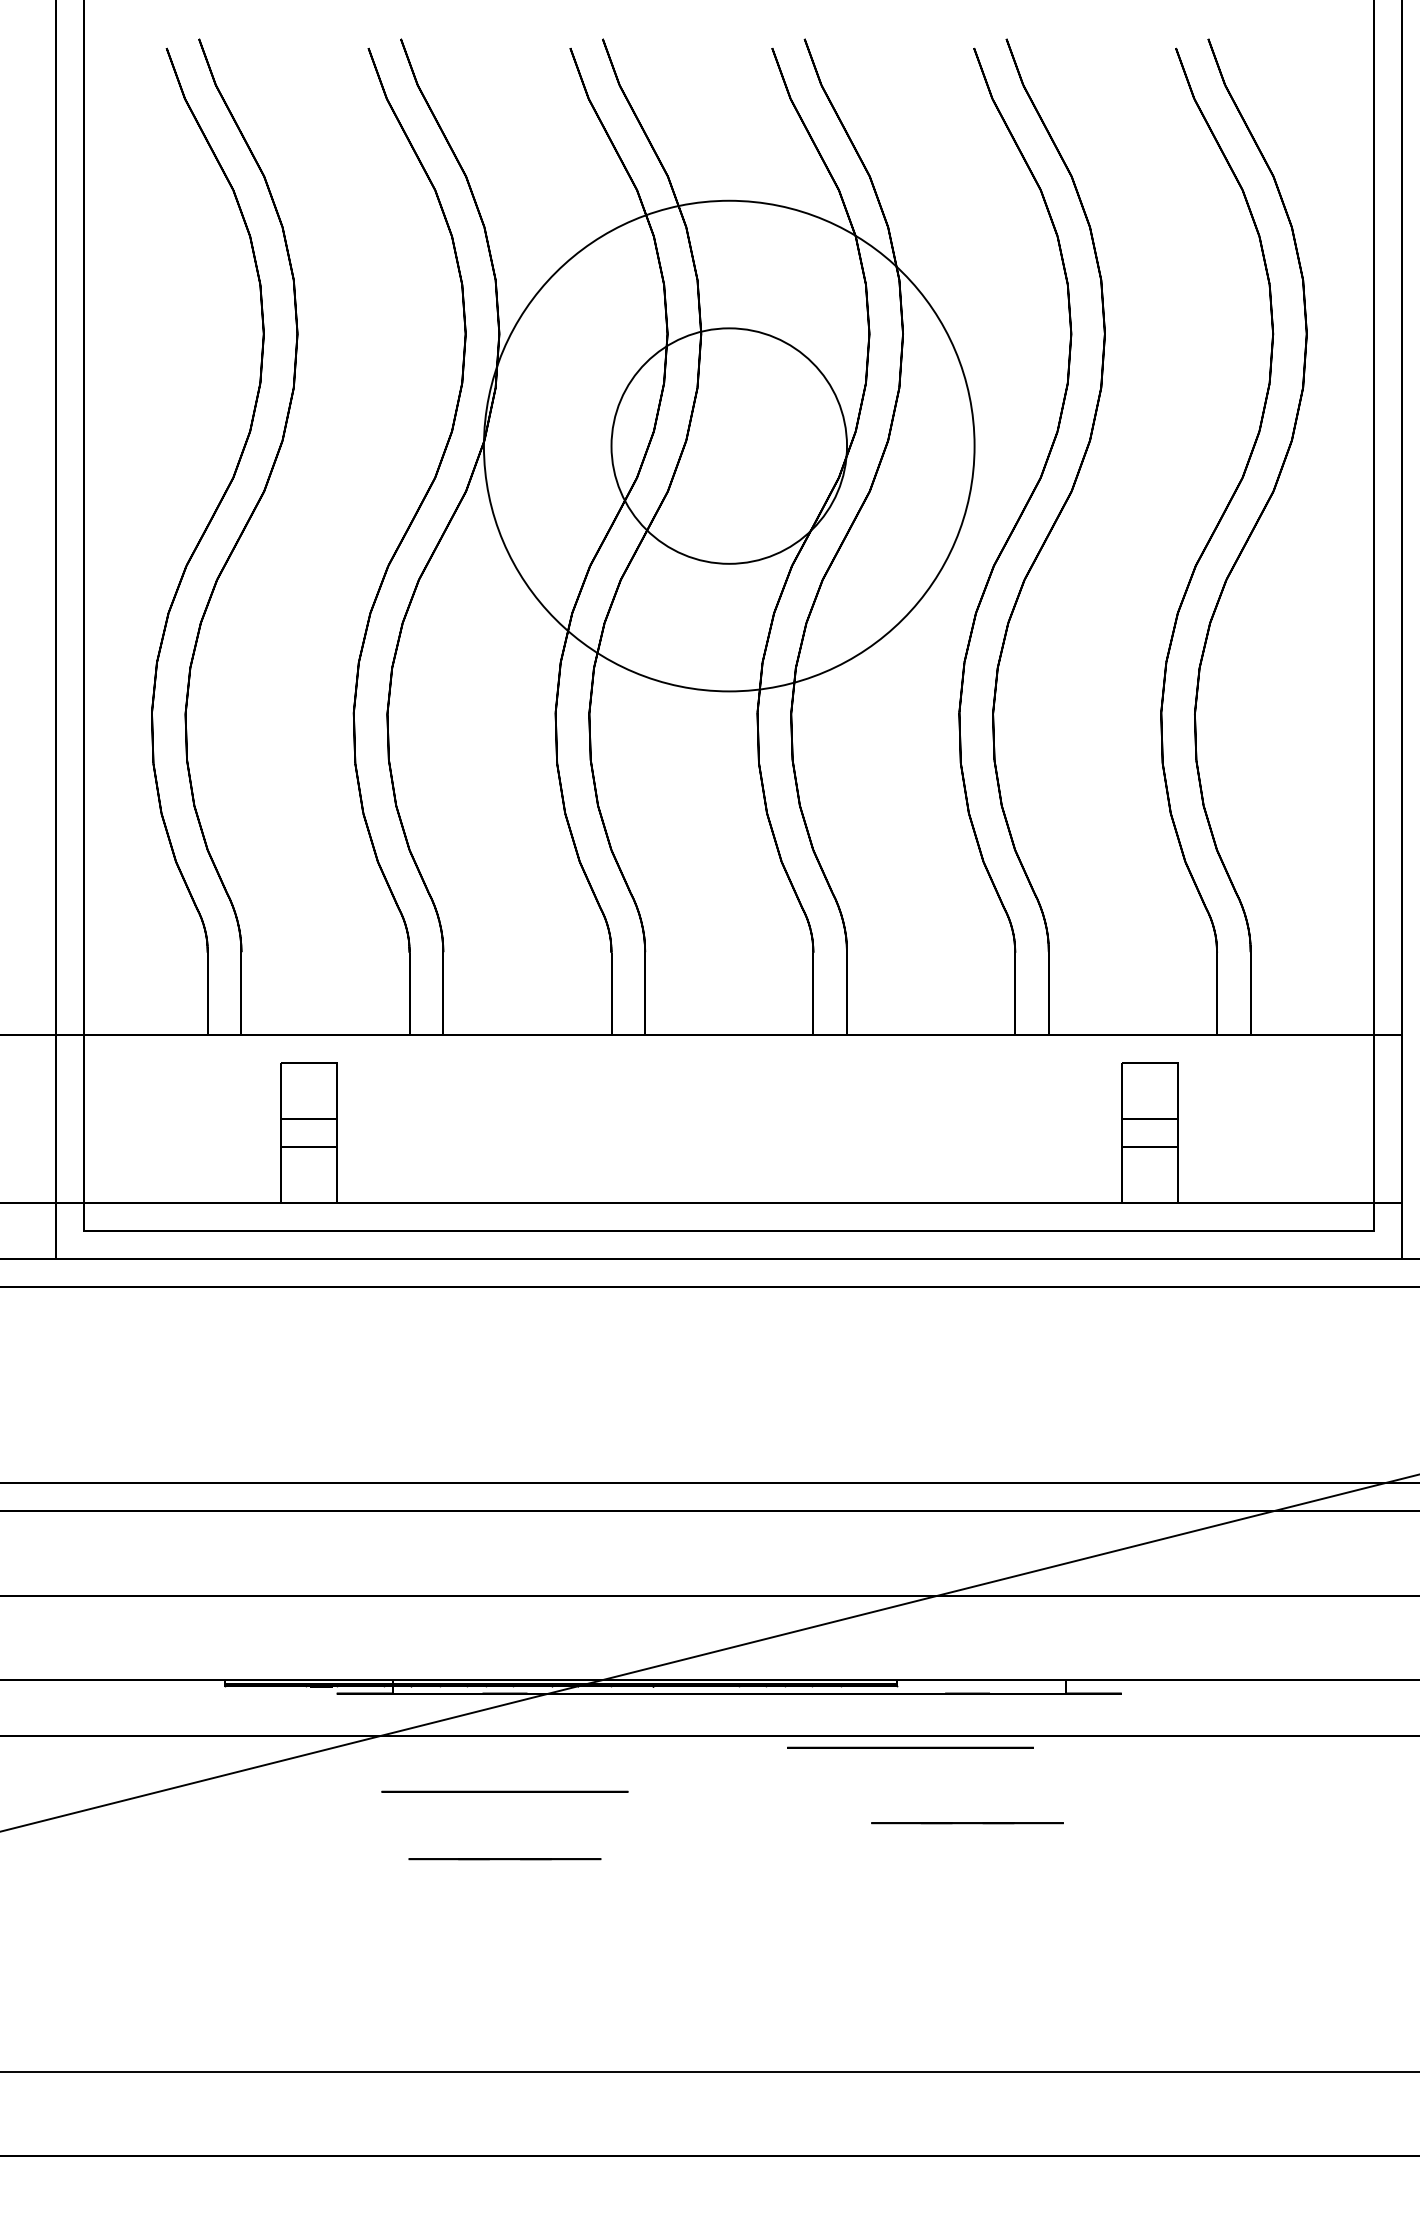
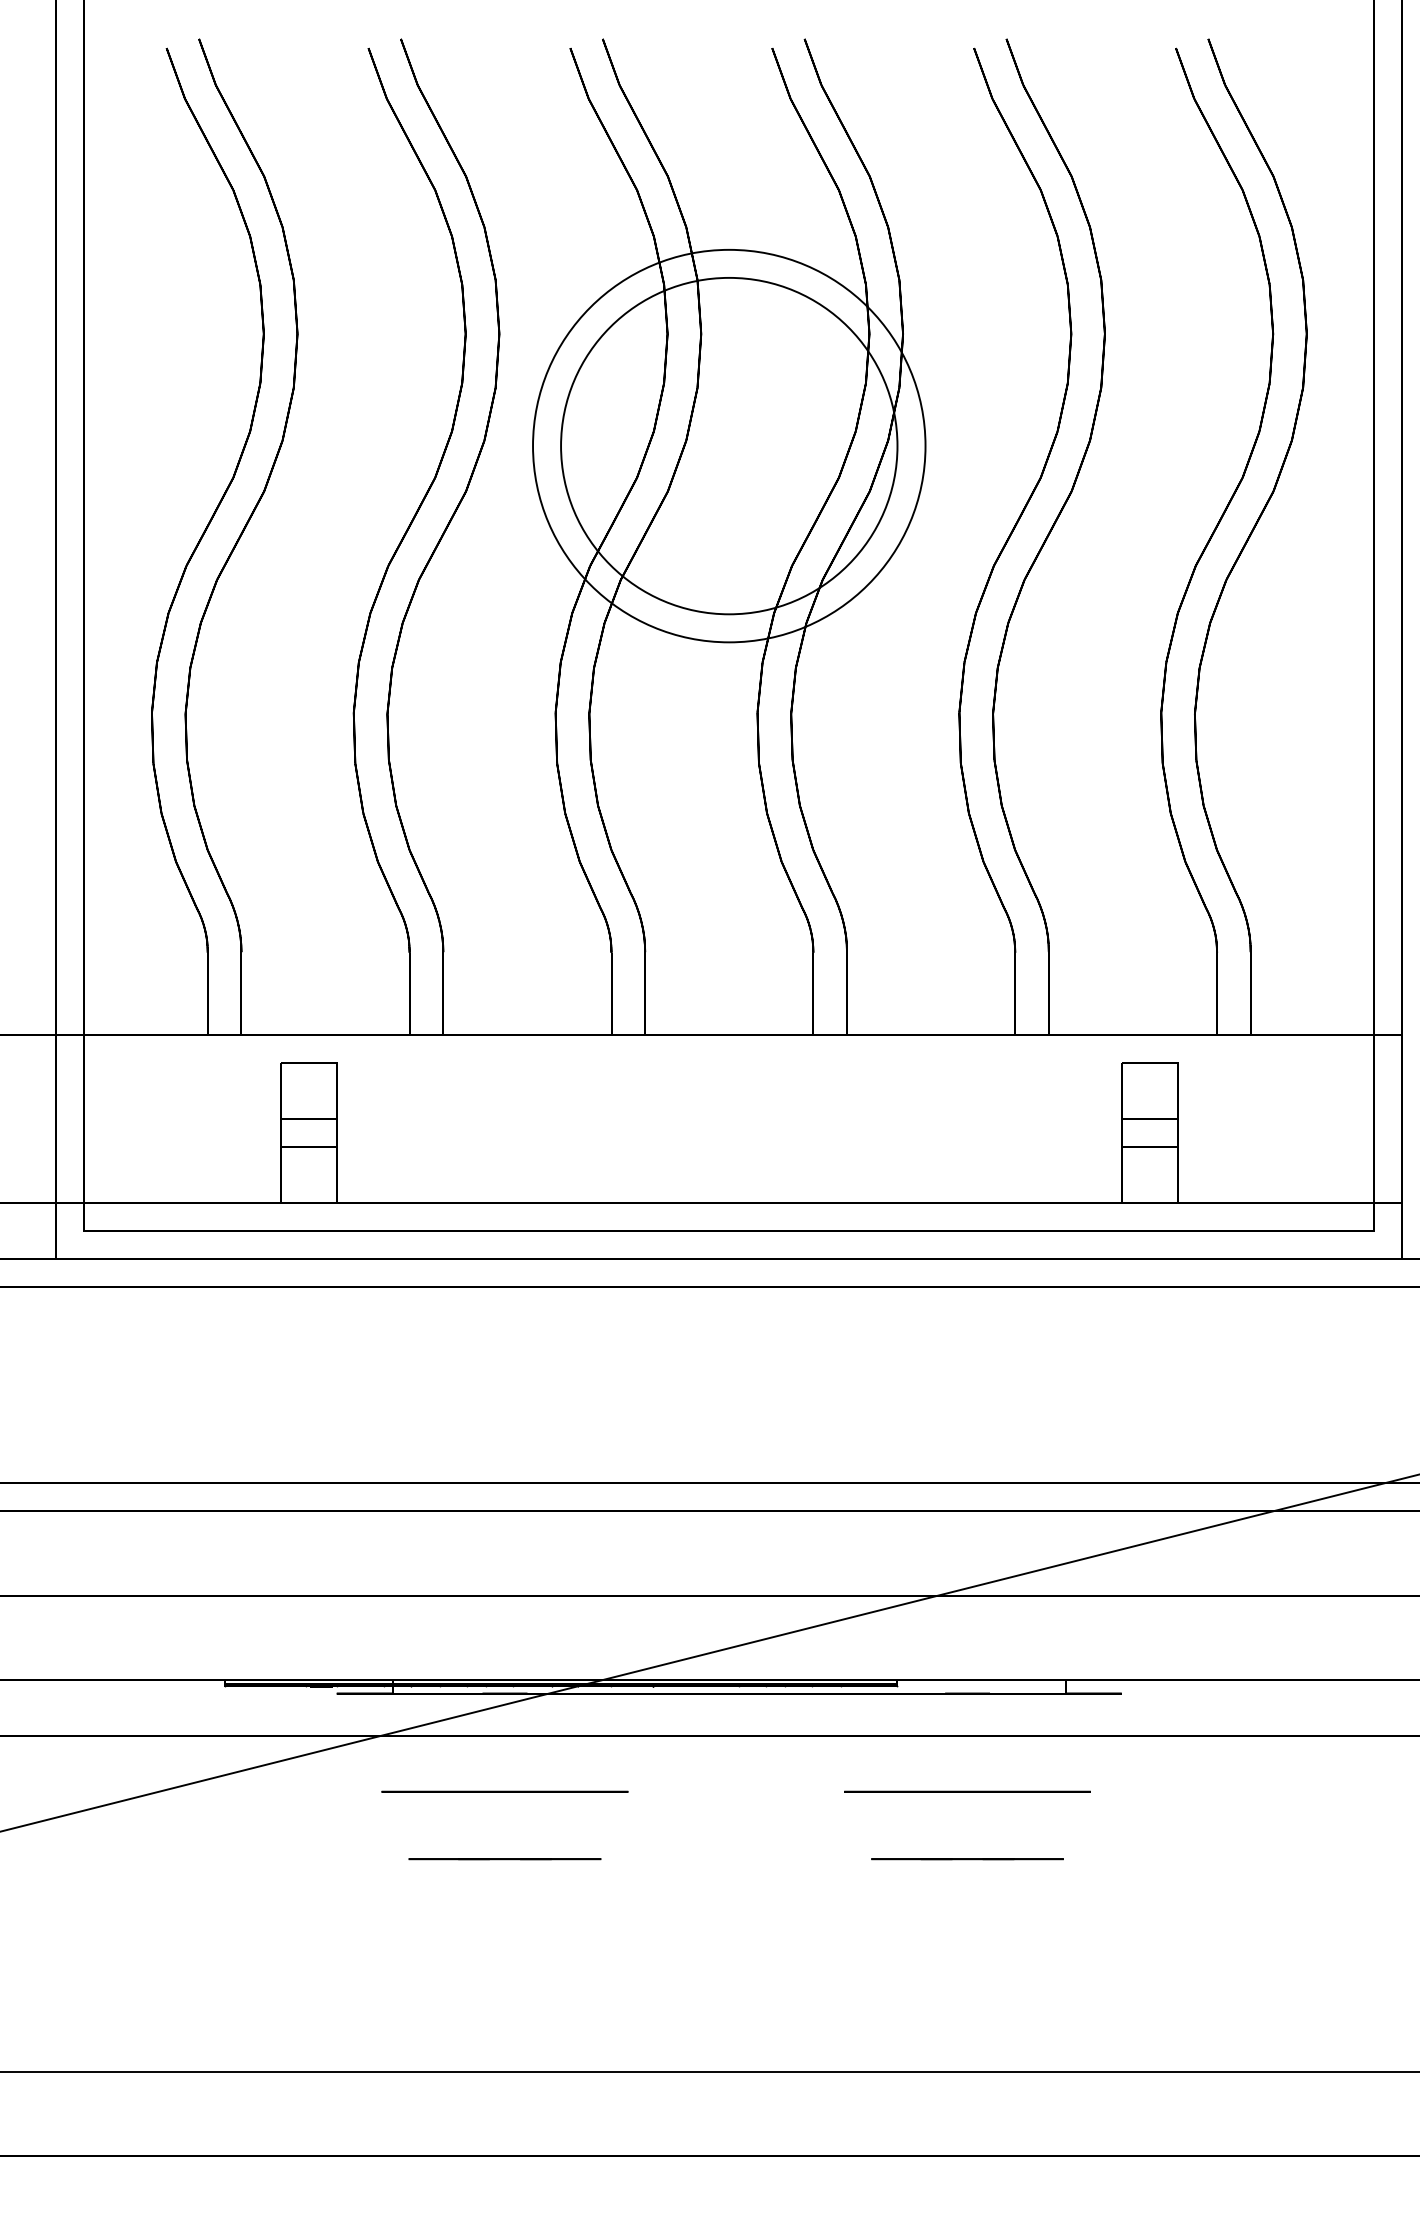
circle diameter: 491 px -> 393 px (729, 445)
circle diameter: 236 px -> 336 px (729, 445)
circle position: (910, 1747) -> (967, 1791) (967, 1791)
line position: (967, 1823) -> (967, 1859) (967, 1859)
